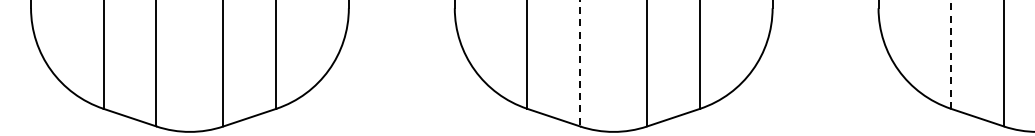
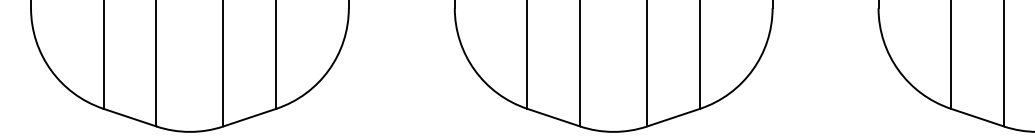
line: dashed -> solid (951, 54)
line: dashed -> solid (580, 63)
